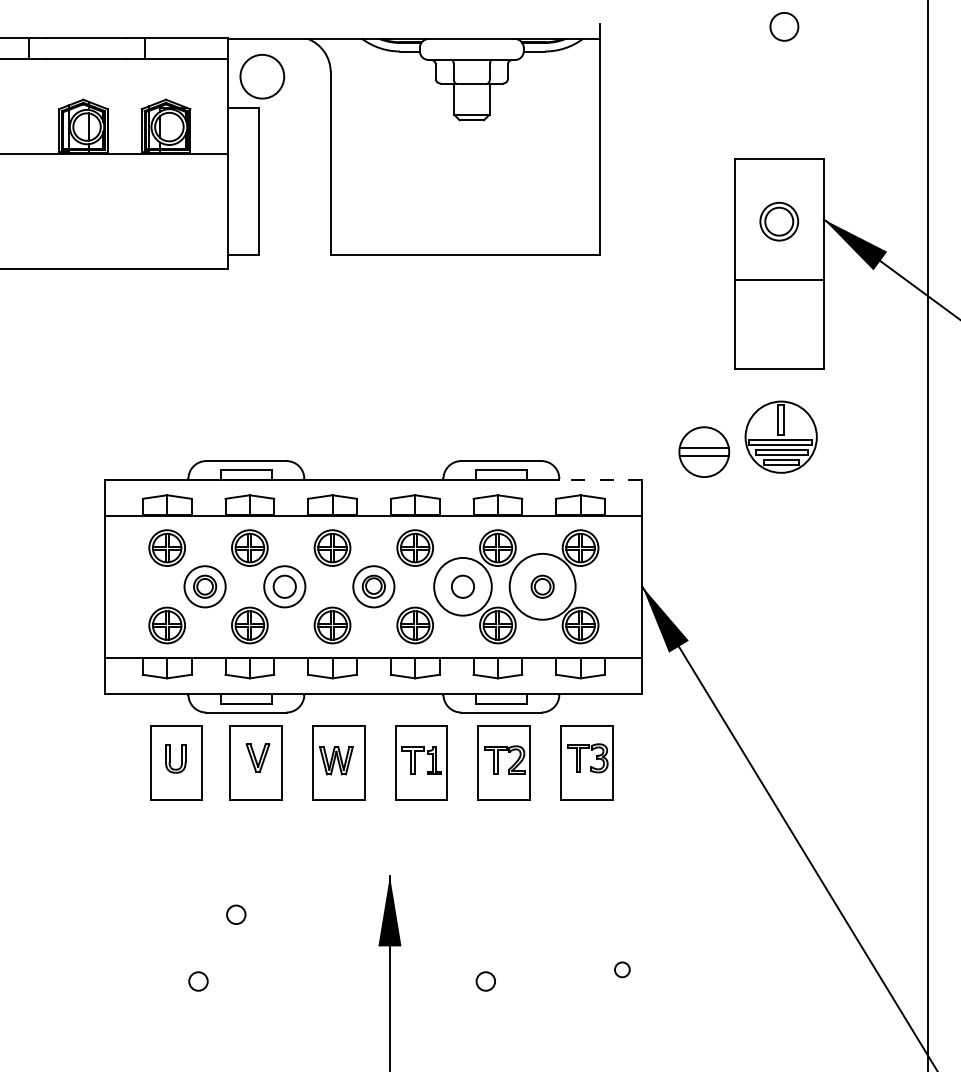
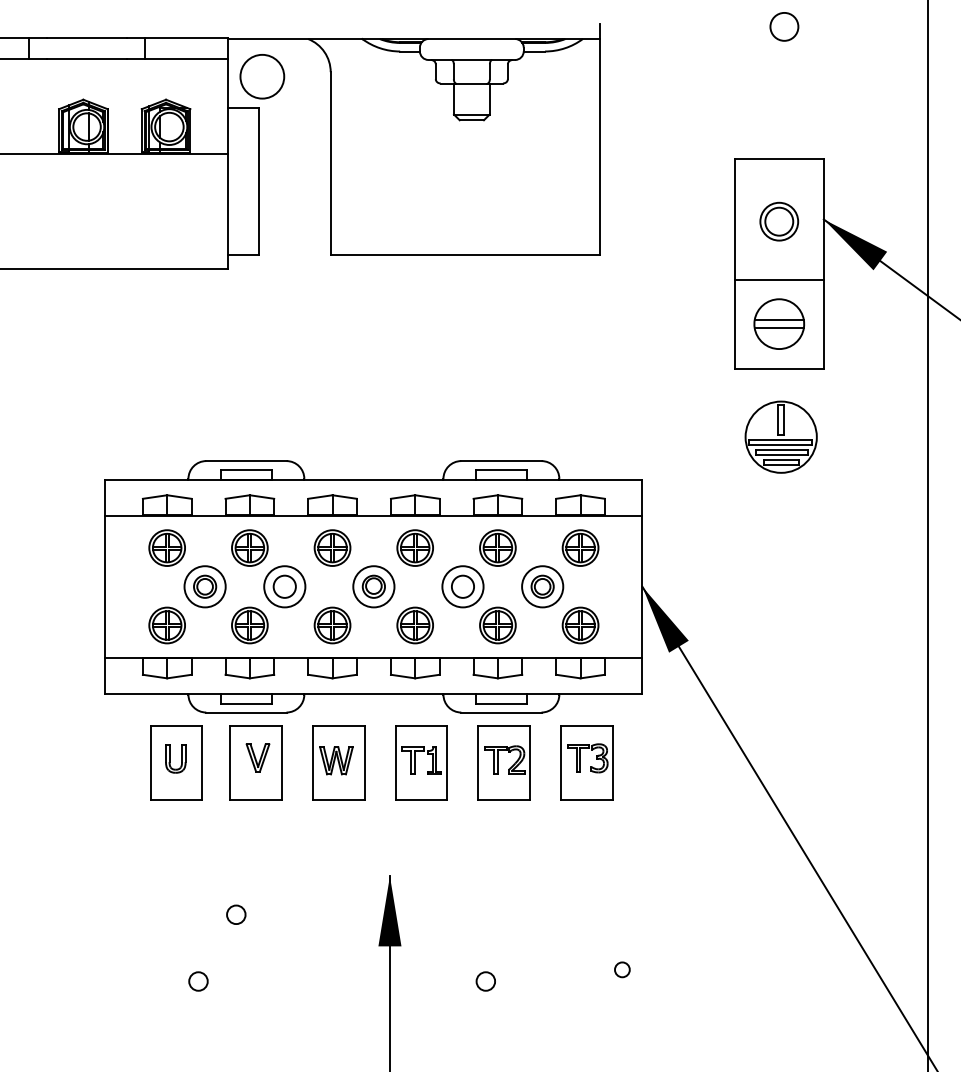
part position: (704, 451) -> (779, 323) (779, 323)
line: dashed -> solid (600, 479)
circle diameter: 58 px -> 41 px (462, 586)
circle diameter: 66 px -> 41 px (542, 586)
